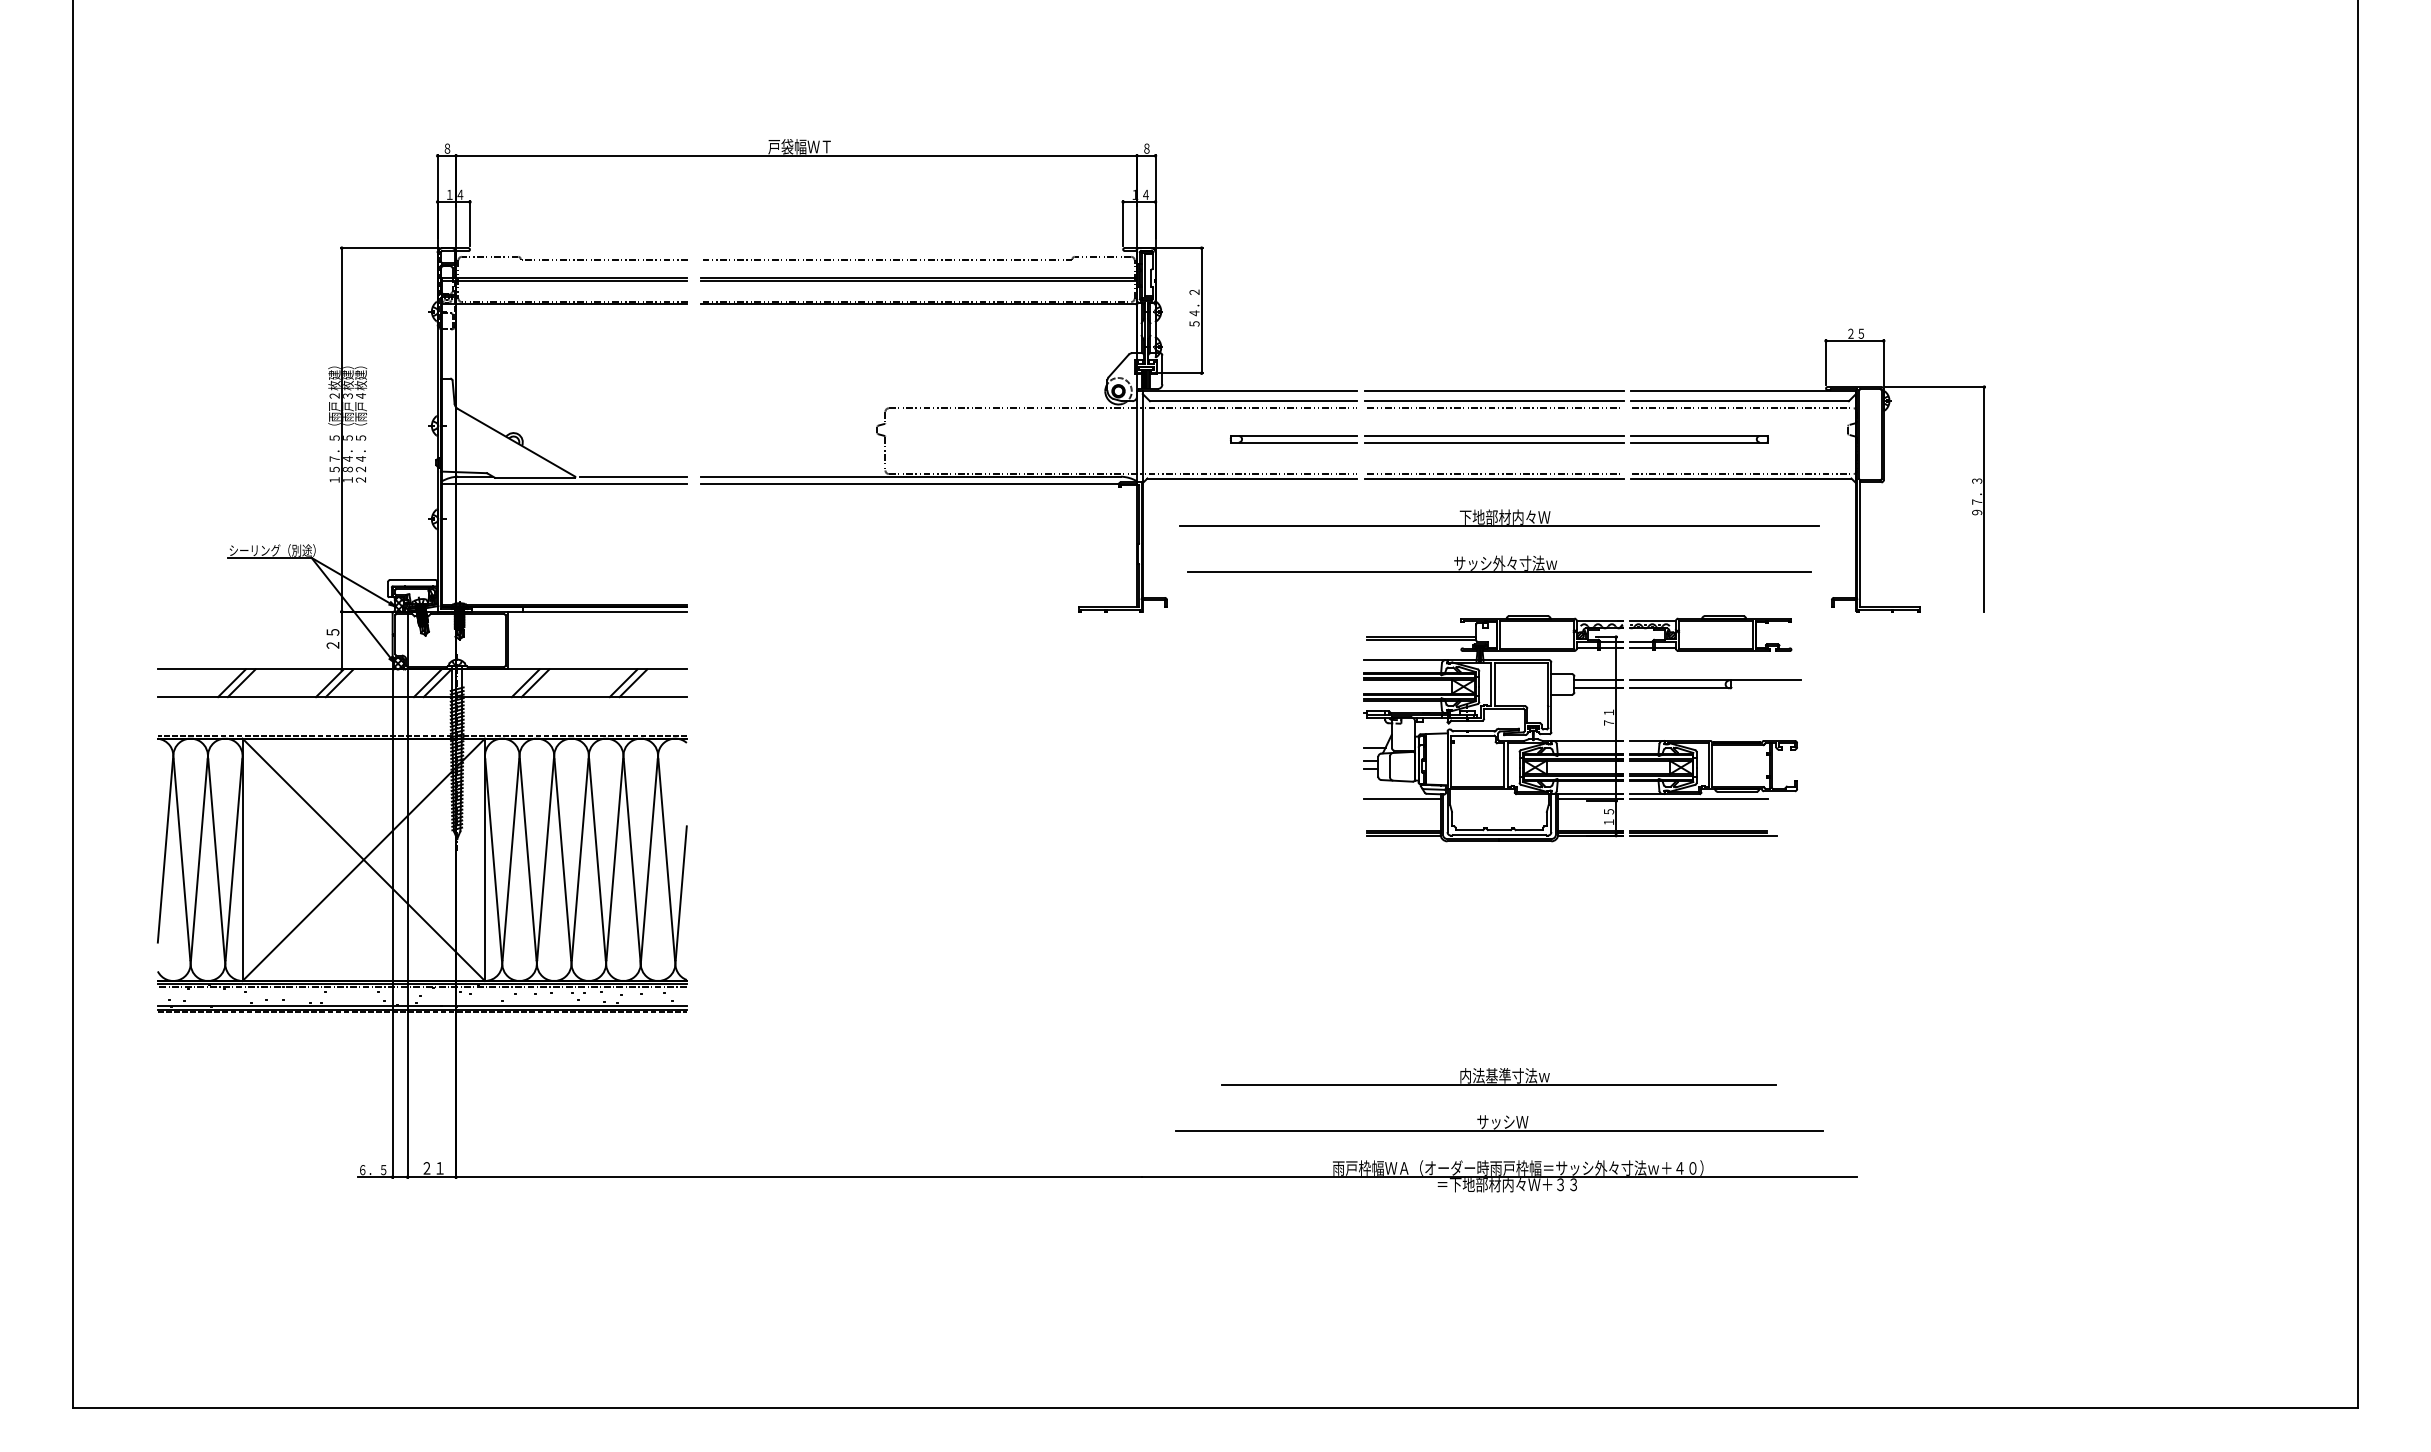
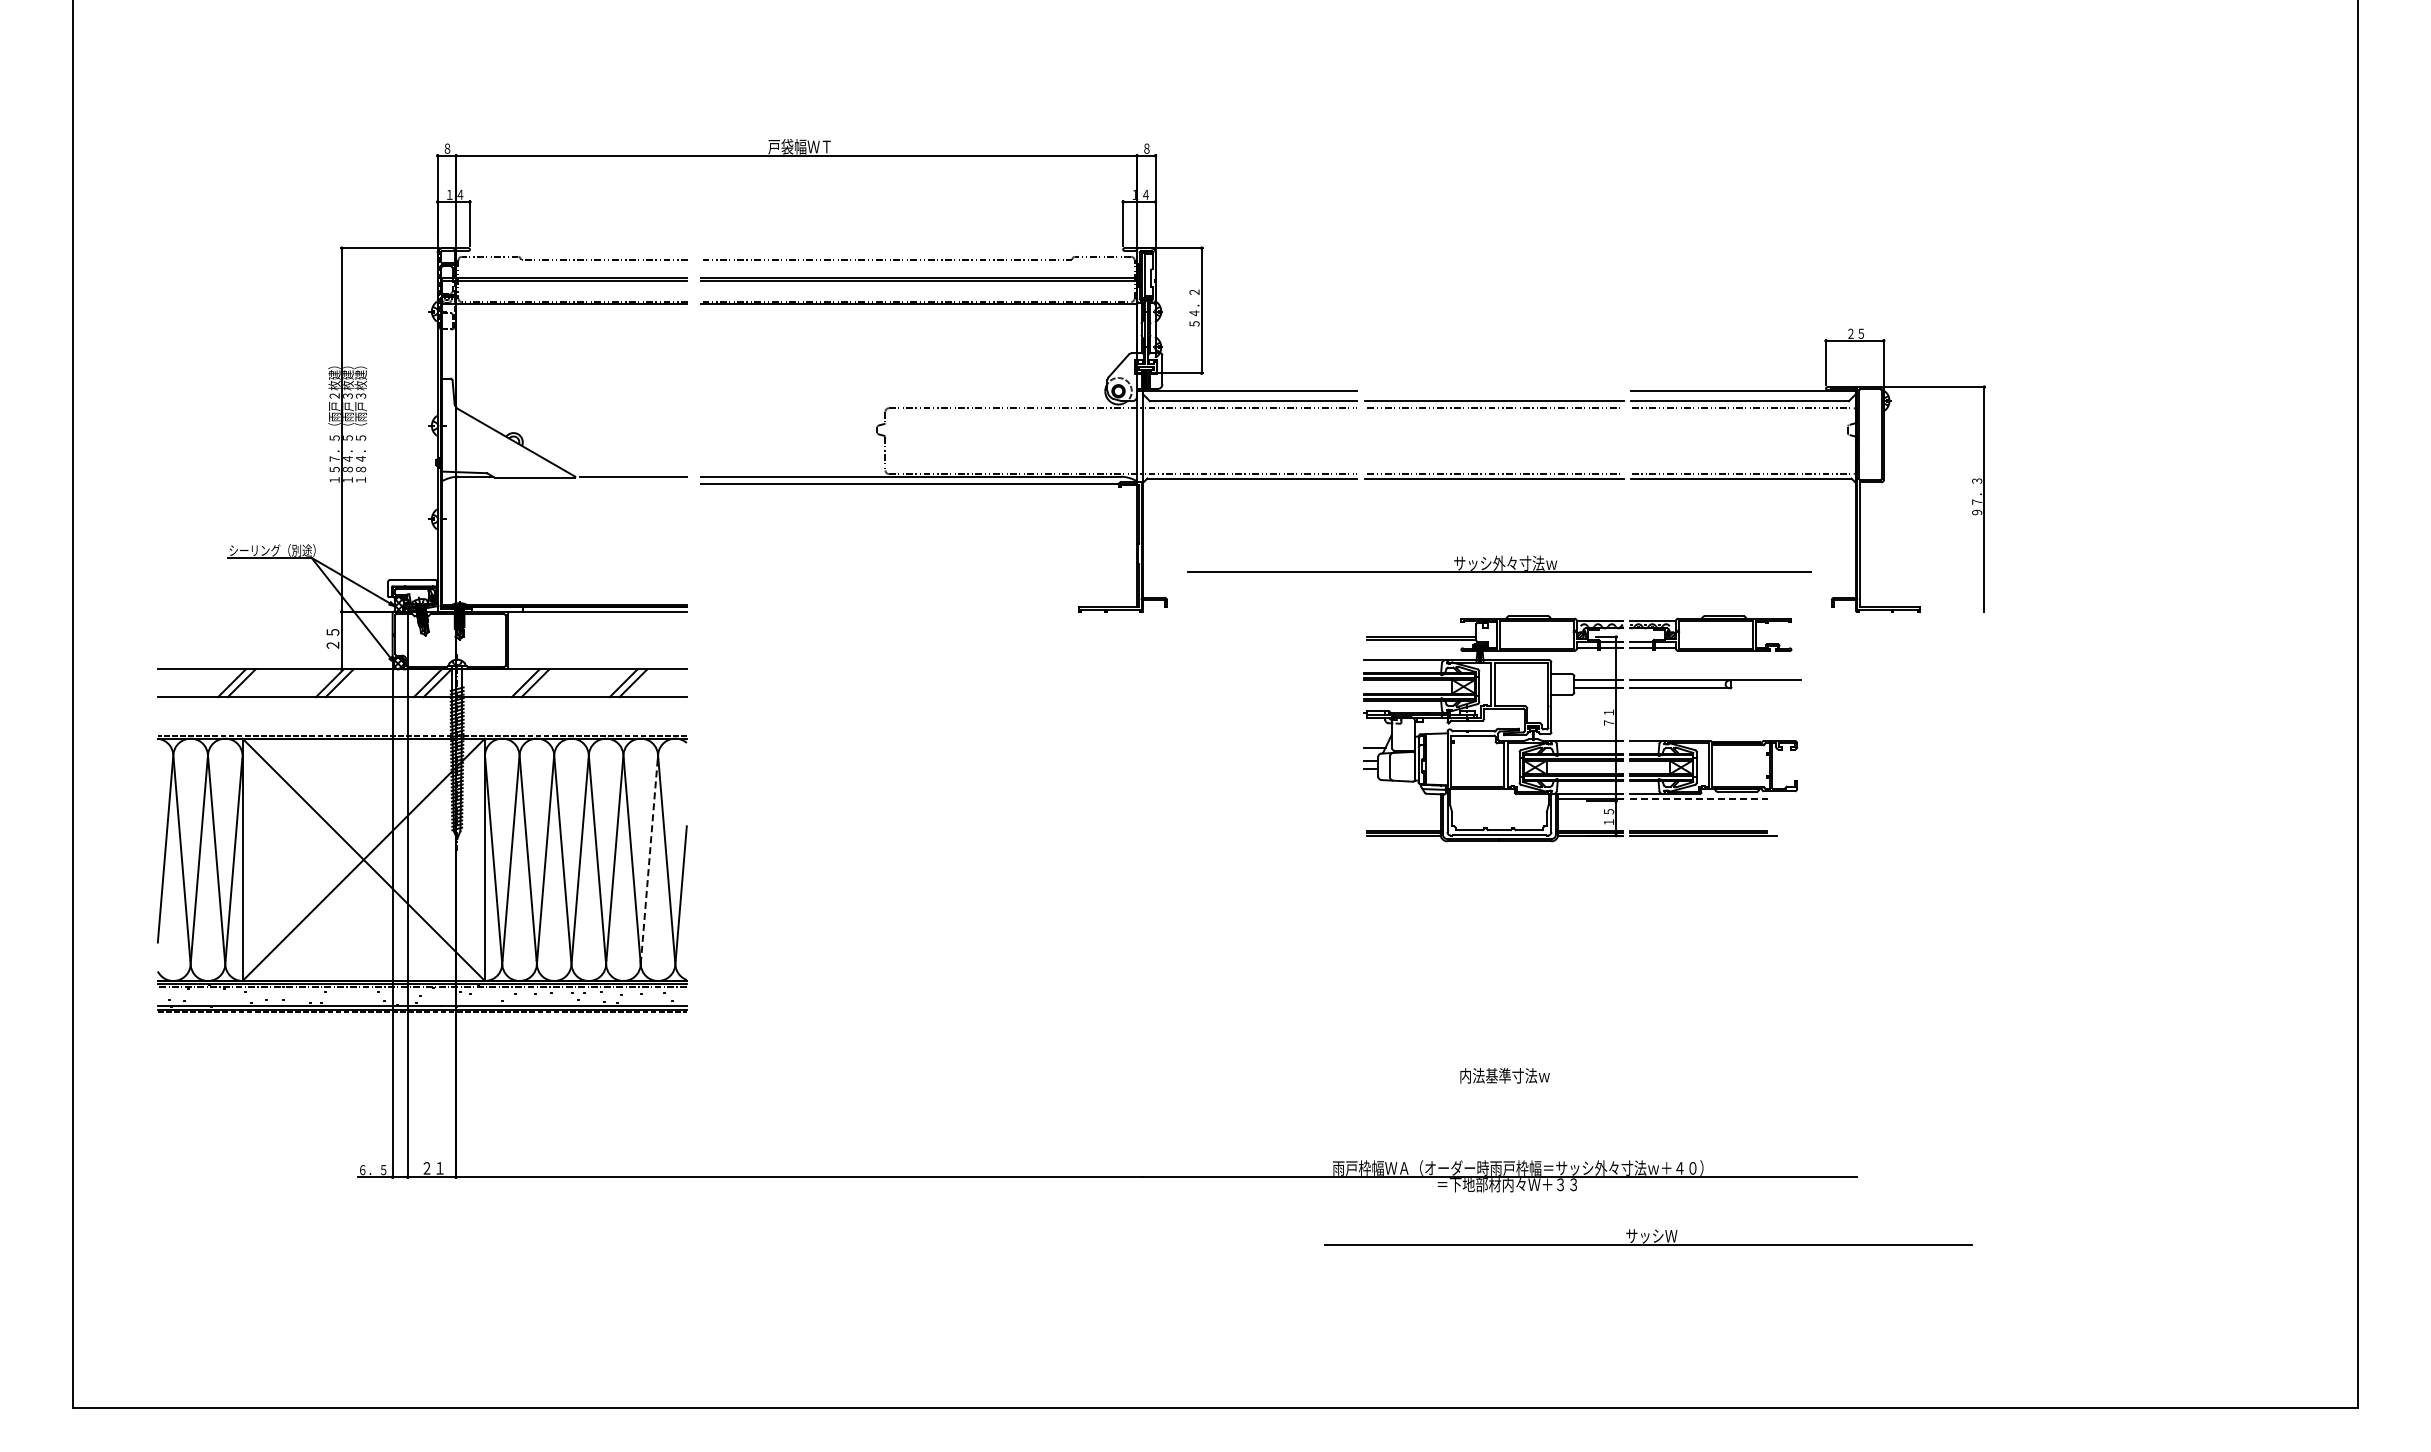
line: present -> none (1494, 390)
text: ２２４．５（雨戸４枚建） -> １８４．５（雨戸３枚建） (360, 437)
part: present -> none (1498, 439)
line: present -> none (564, 484)
part: present -> none (1499, 517)
line: present -> none (1402, 798)
line: solid -> dashed (1699, 798)
line: solid -> dashed (649, 859)
line: present -> none (1499, 1084)
part position: (1499, 1123) -> (1648, 1237) (1648, 1237)
